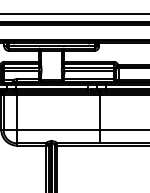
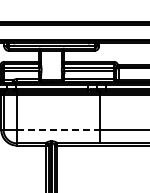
line: present -> none (74, 14)
line: solid -> dashed (58, 129)
